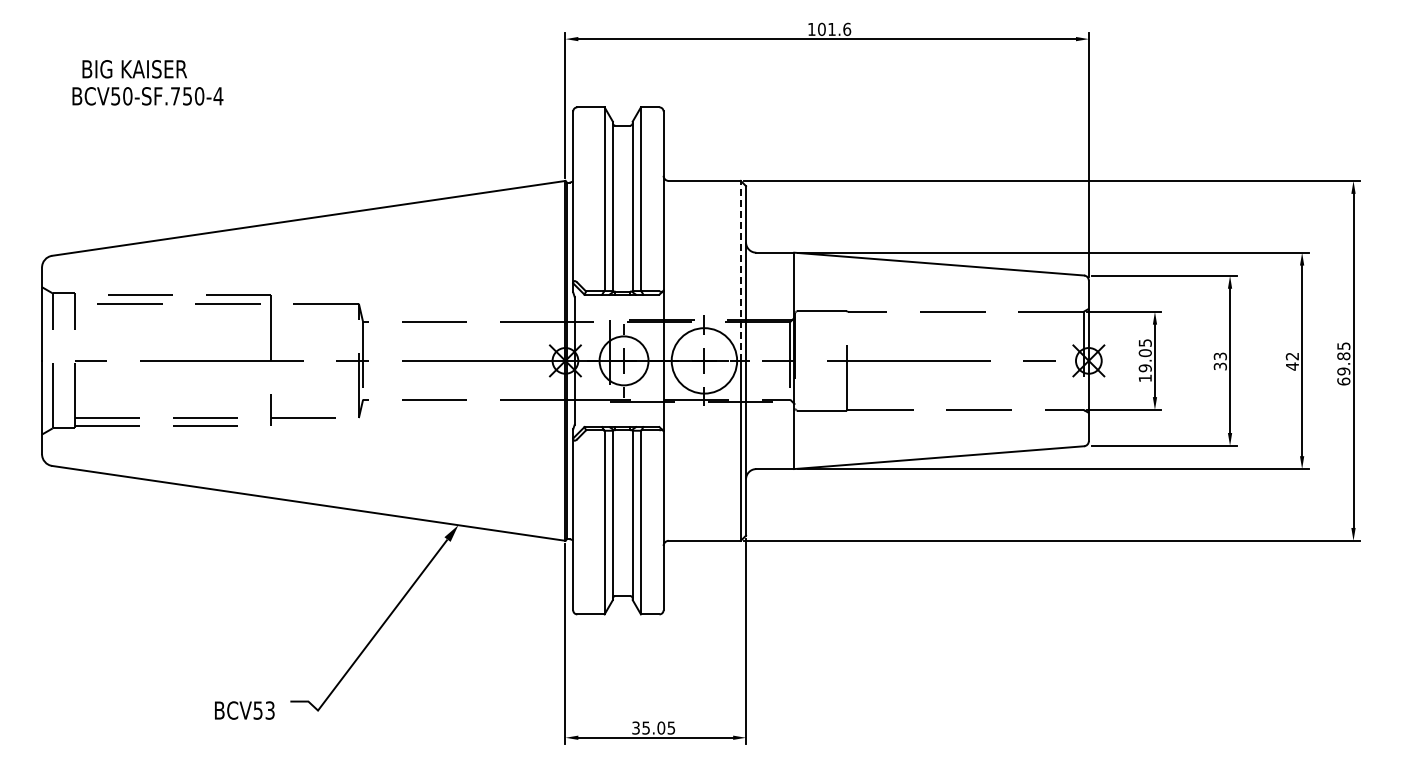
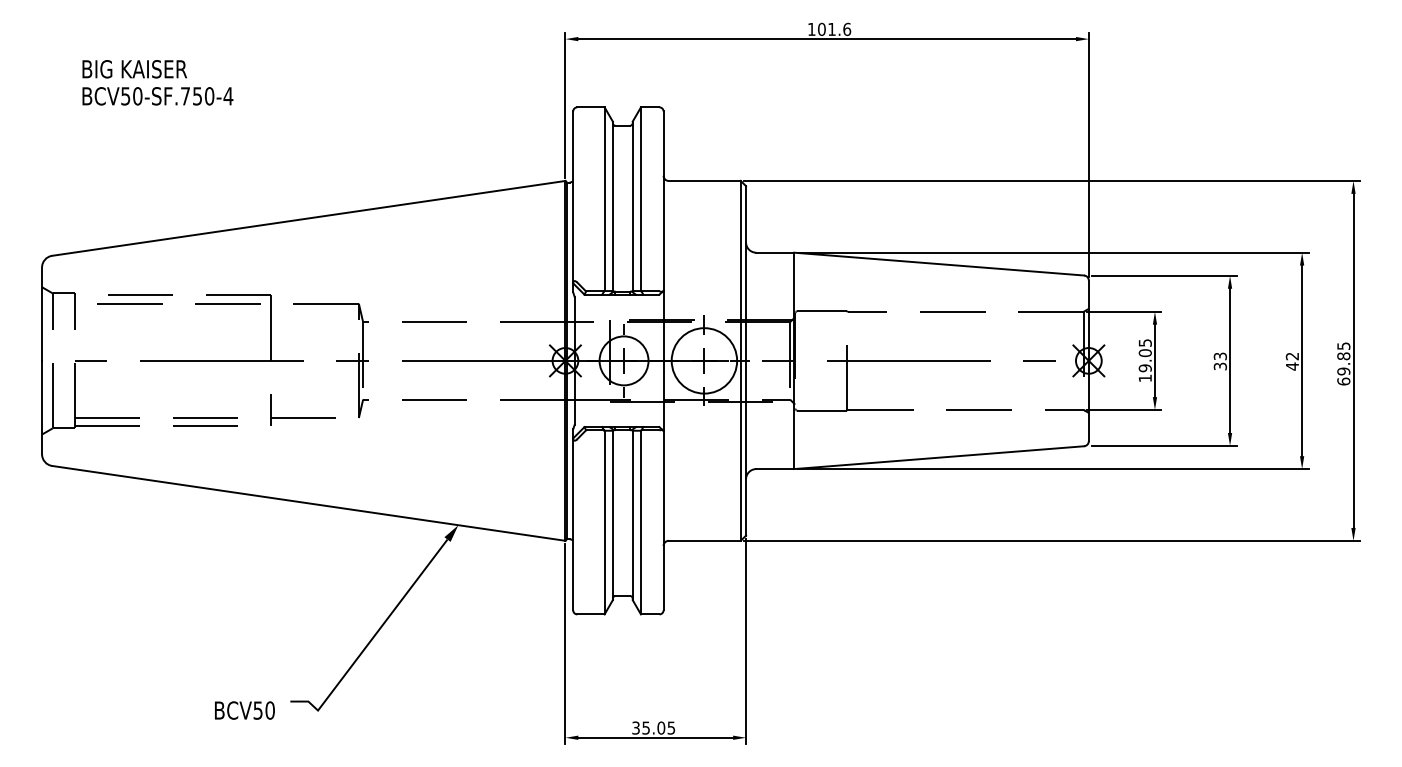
text position: (147, 96) -> (157, 96) (157, 96)
line: dashed -> solid (740, 270)
text: BCV53 -> BCV50 (269, 710)
